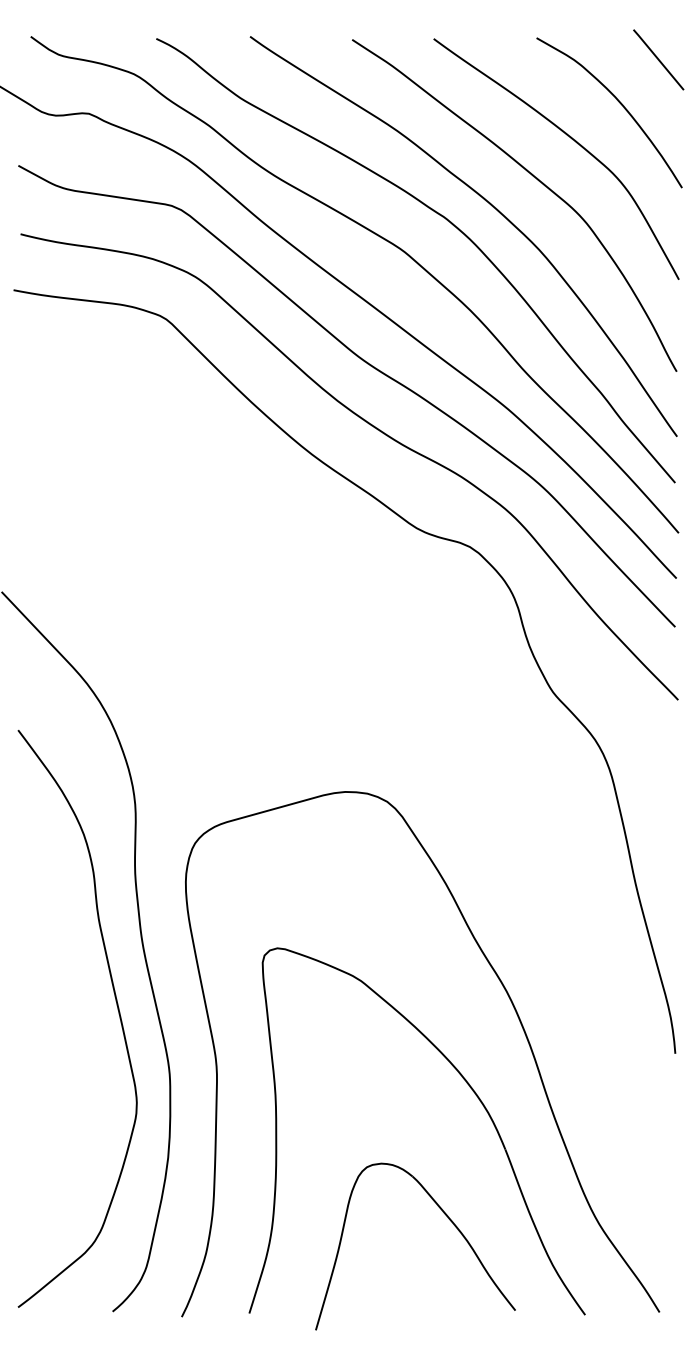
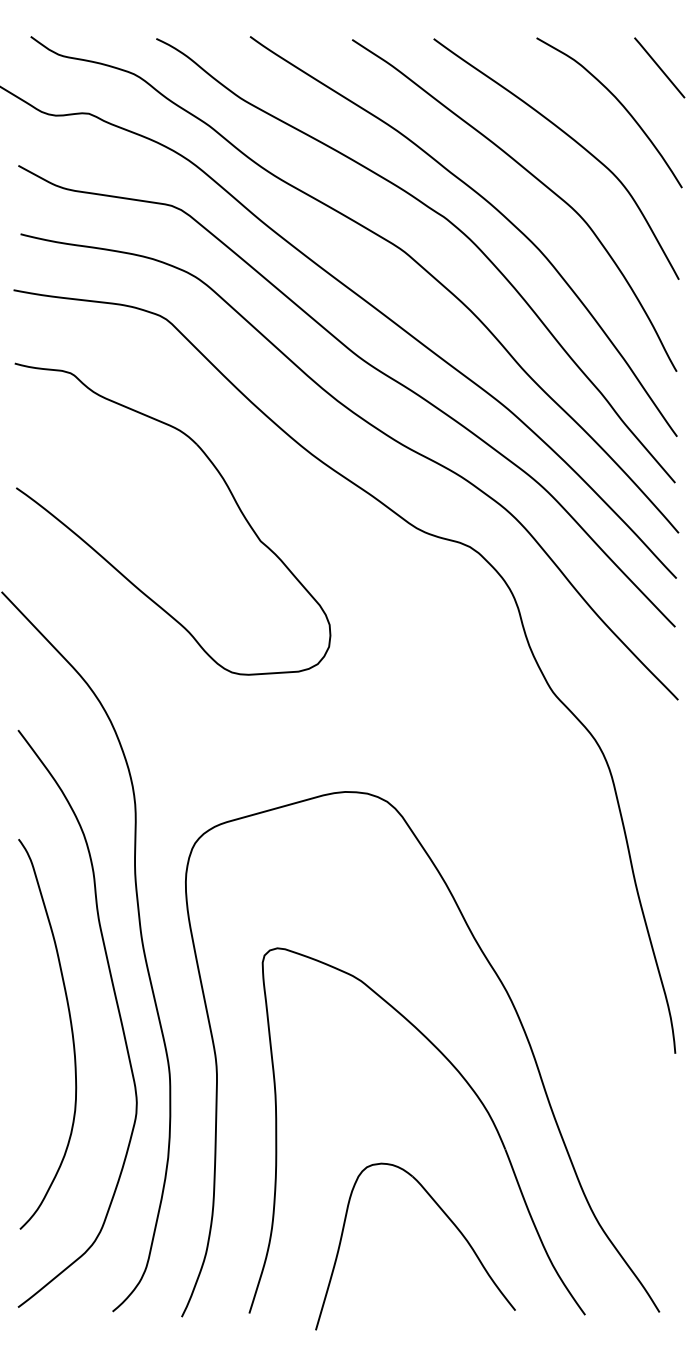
line position: (658, 59) -> (659, 67) (659, 67)
part: none -> present (228, 490)
curve: none -> present (71, 1034)
